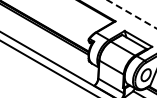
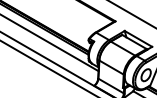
line: dashed -> solid (131, 14)
line: none -> present (50, 43)
